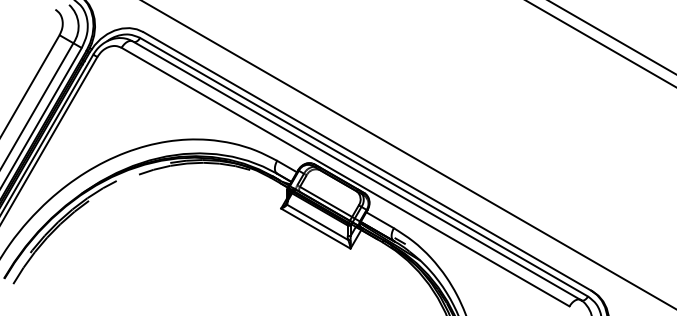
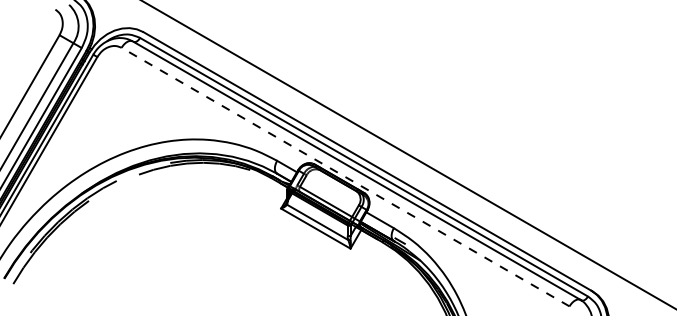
line: present -> none (612, 37)
line: present -> none (600, 43)
line: solid -> dashed (345, 177)
